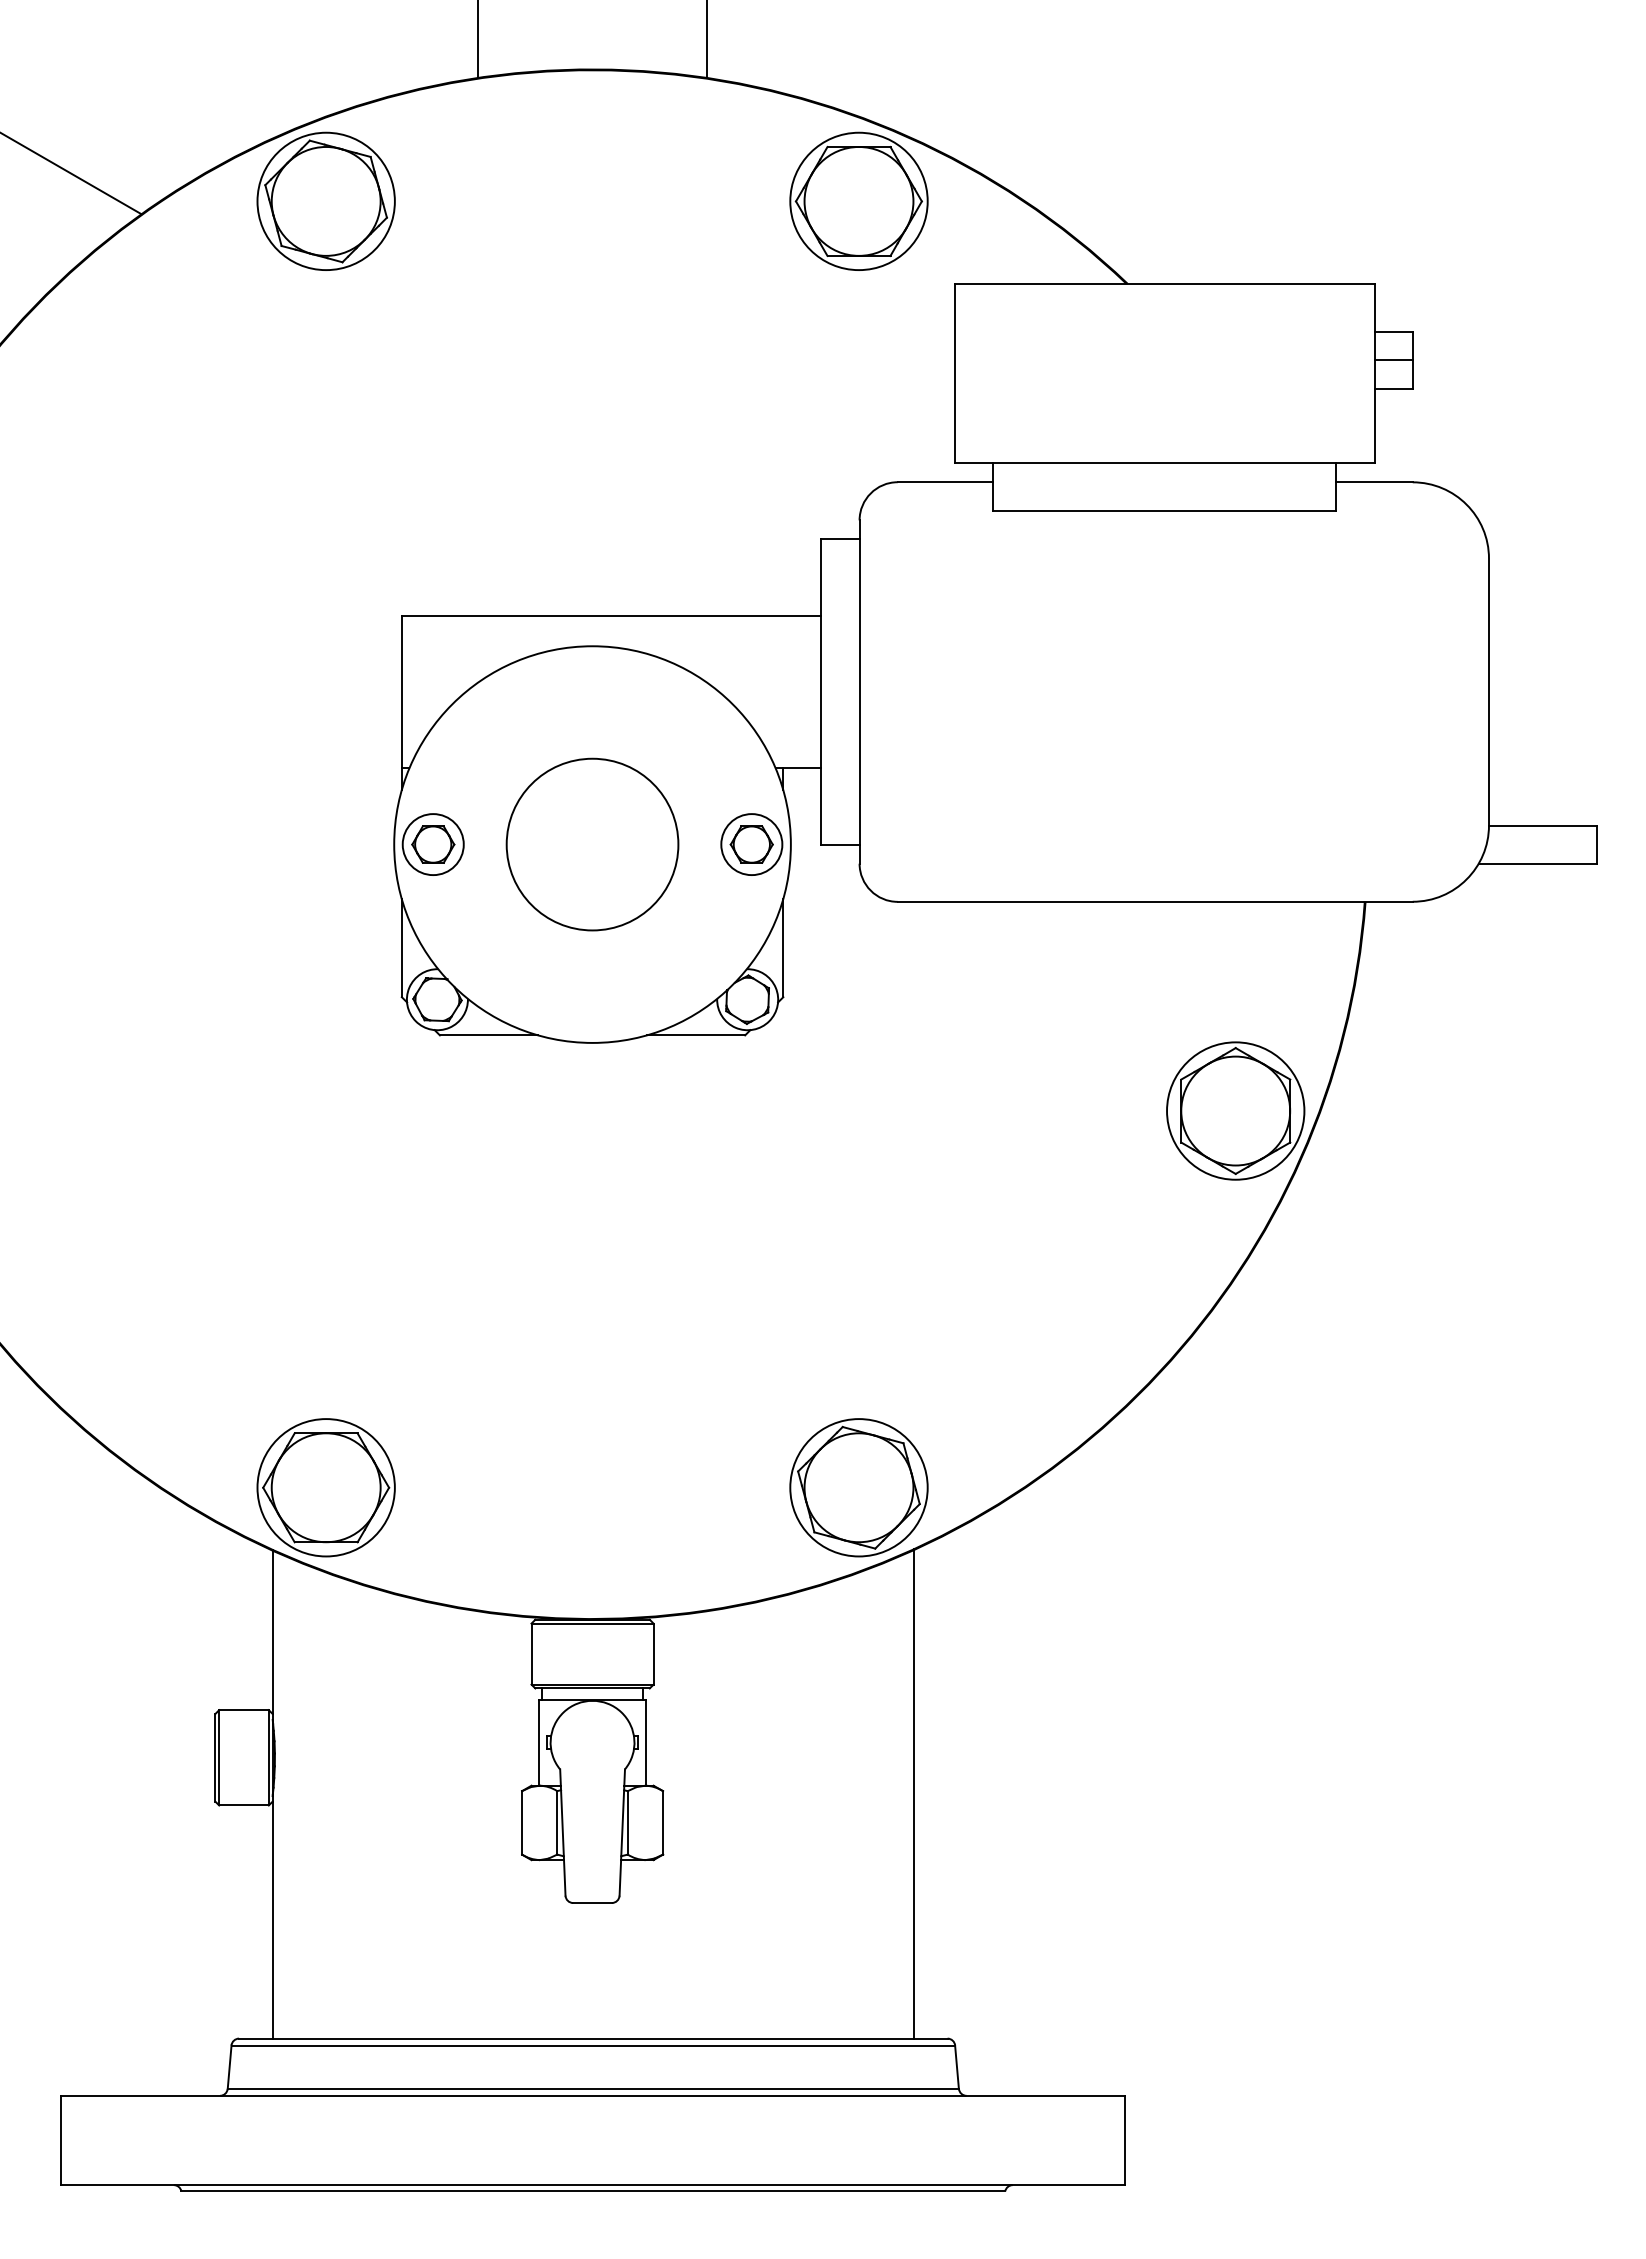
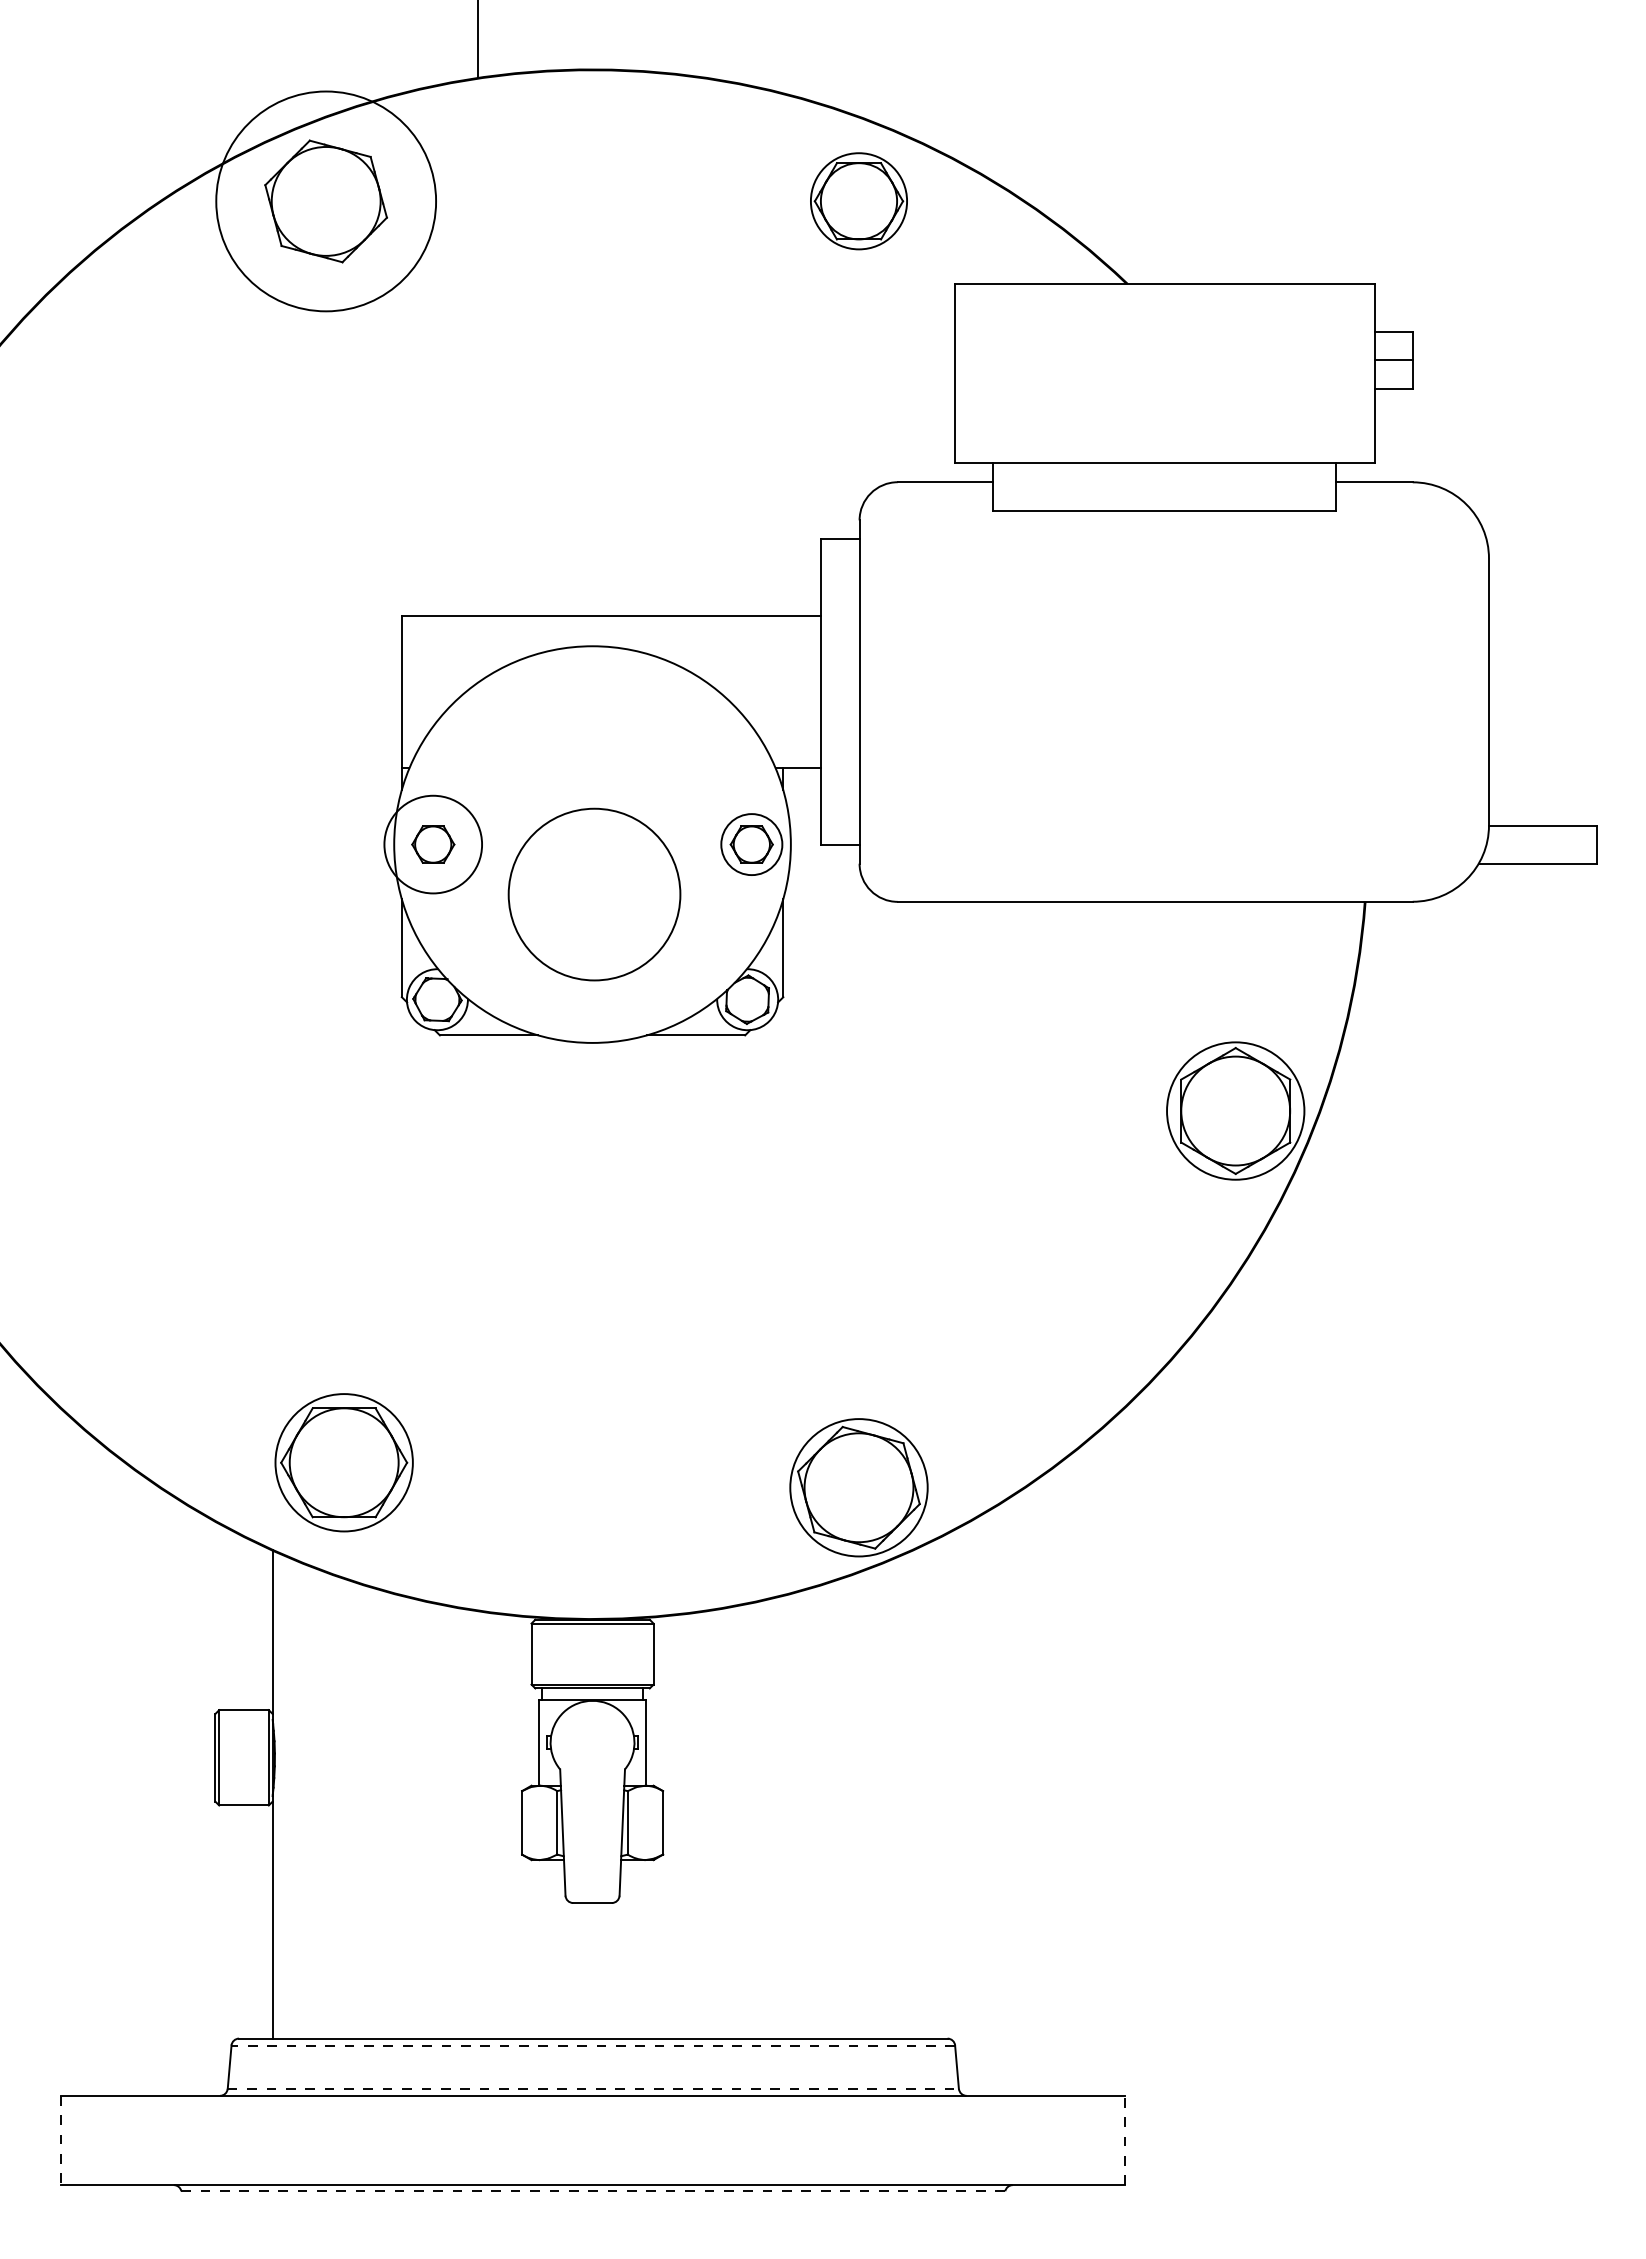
line: present -> none (706, 40)
line: present -> none (71, 173)
part size: 140x140 px -> 98x99 px (858, 201)
circle diameter: 137 px -> 220 px (326, 201)
circle diameter: 61 px -> 98 px (433, 844)
circle position: (592, 844) -> (594, 894) (594, 894)
part position: (325, 1487) -> (343, 1462) (343, 1462)
line: present -> none (913, 1793)
line: solid -> dashed (593, 2045)
line: solid -> dashed (593, 2088)
line: solid -> dashed (61, 2140)
line: solid -> dashed (1125, 2140)
line: solid -> dashed (593, 2191)
